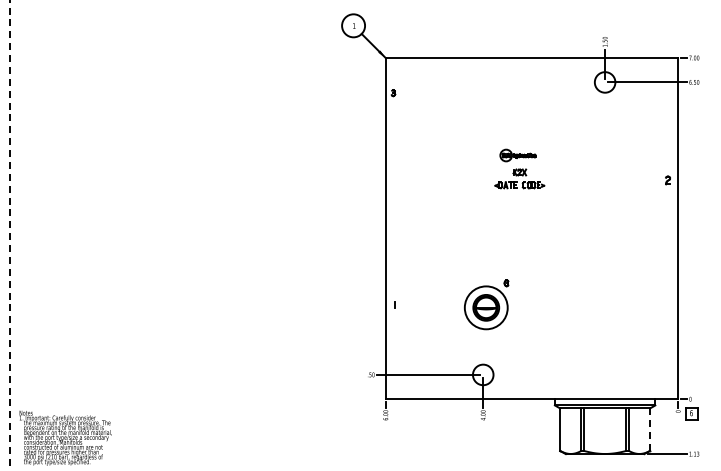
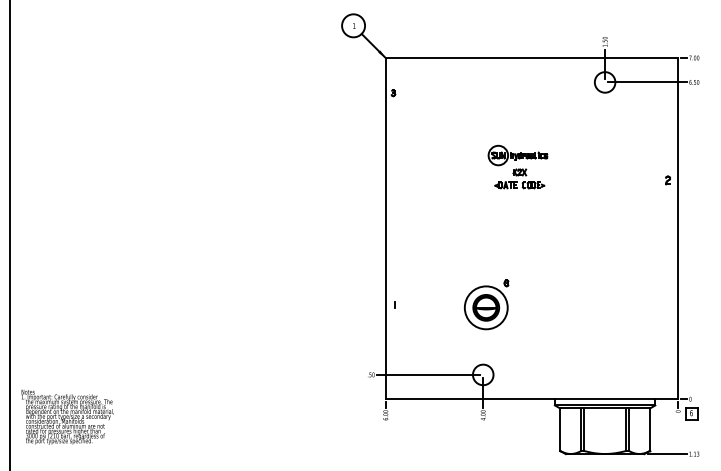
part size: 38x15 px -> 62x23 px (517, 155)
line: dashed -> solid (10, 235)
line: dashed -> solid (650, 430)
text position: (65, 437) -> (67, 416) (67, 416)
